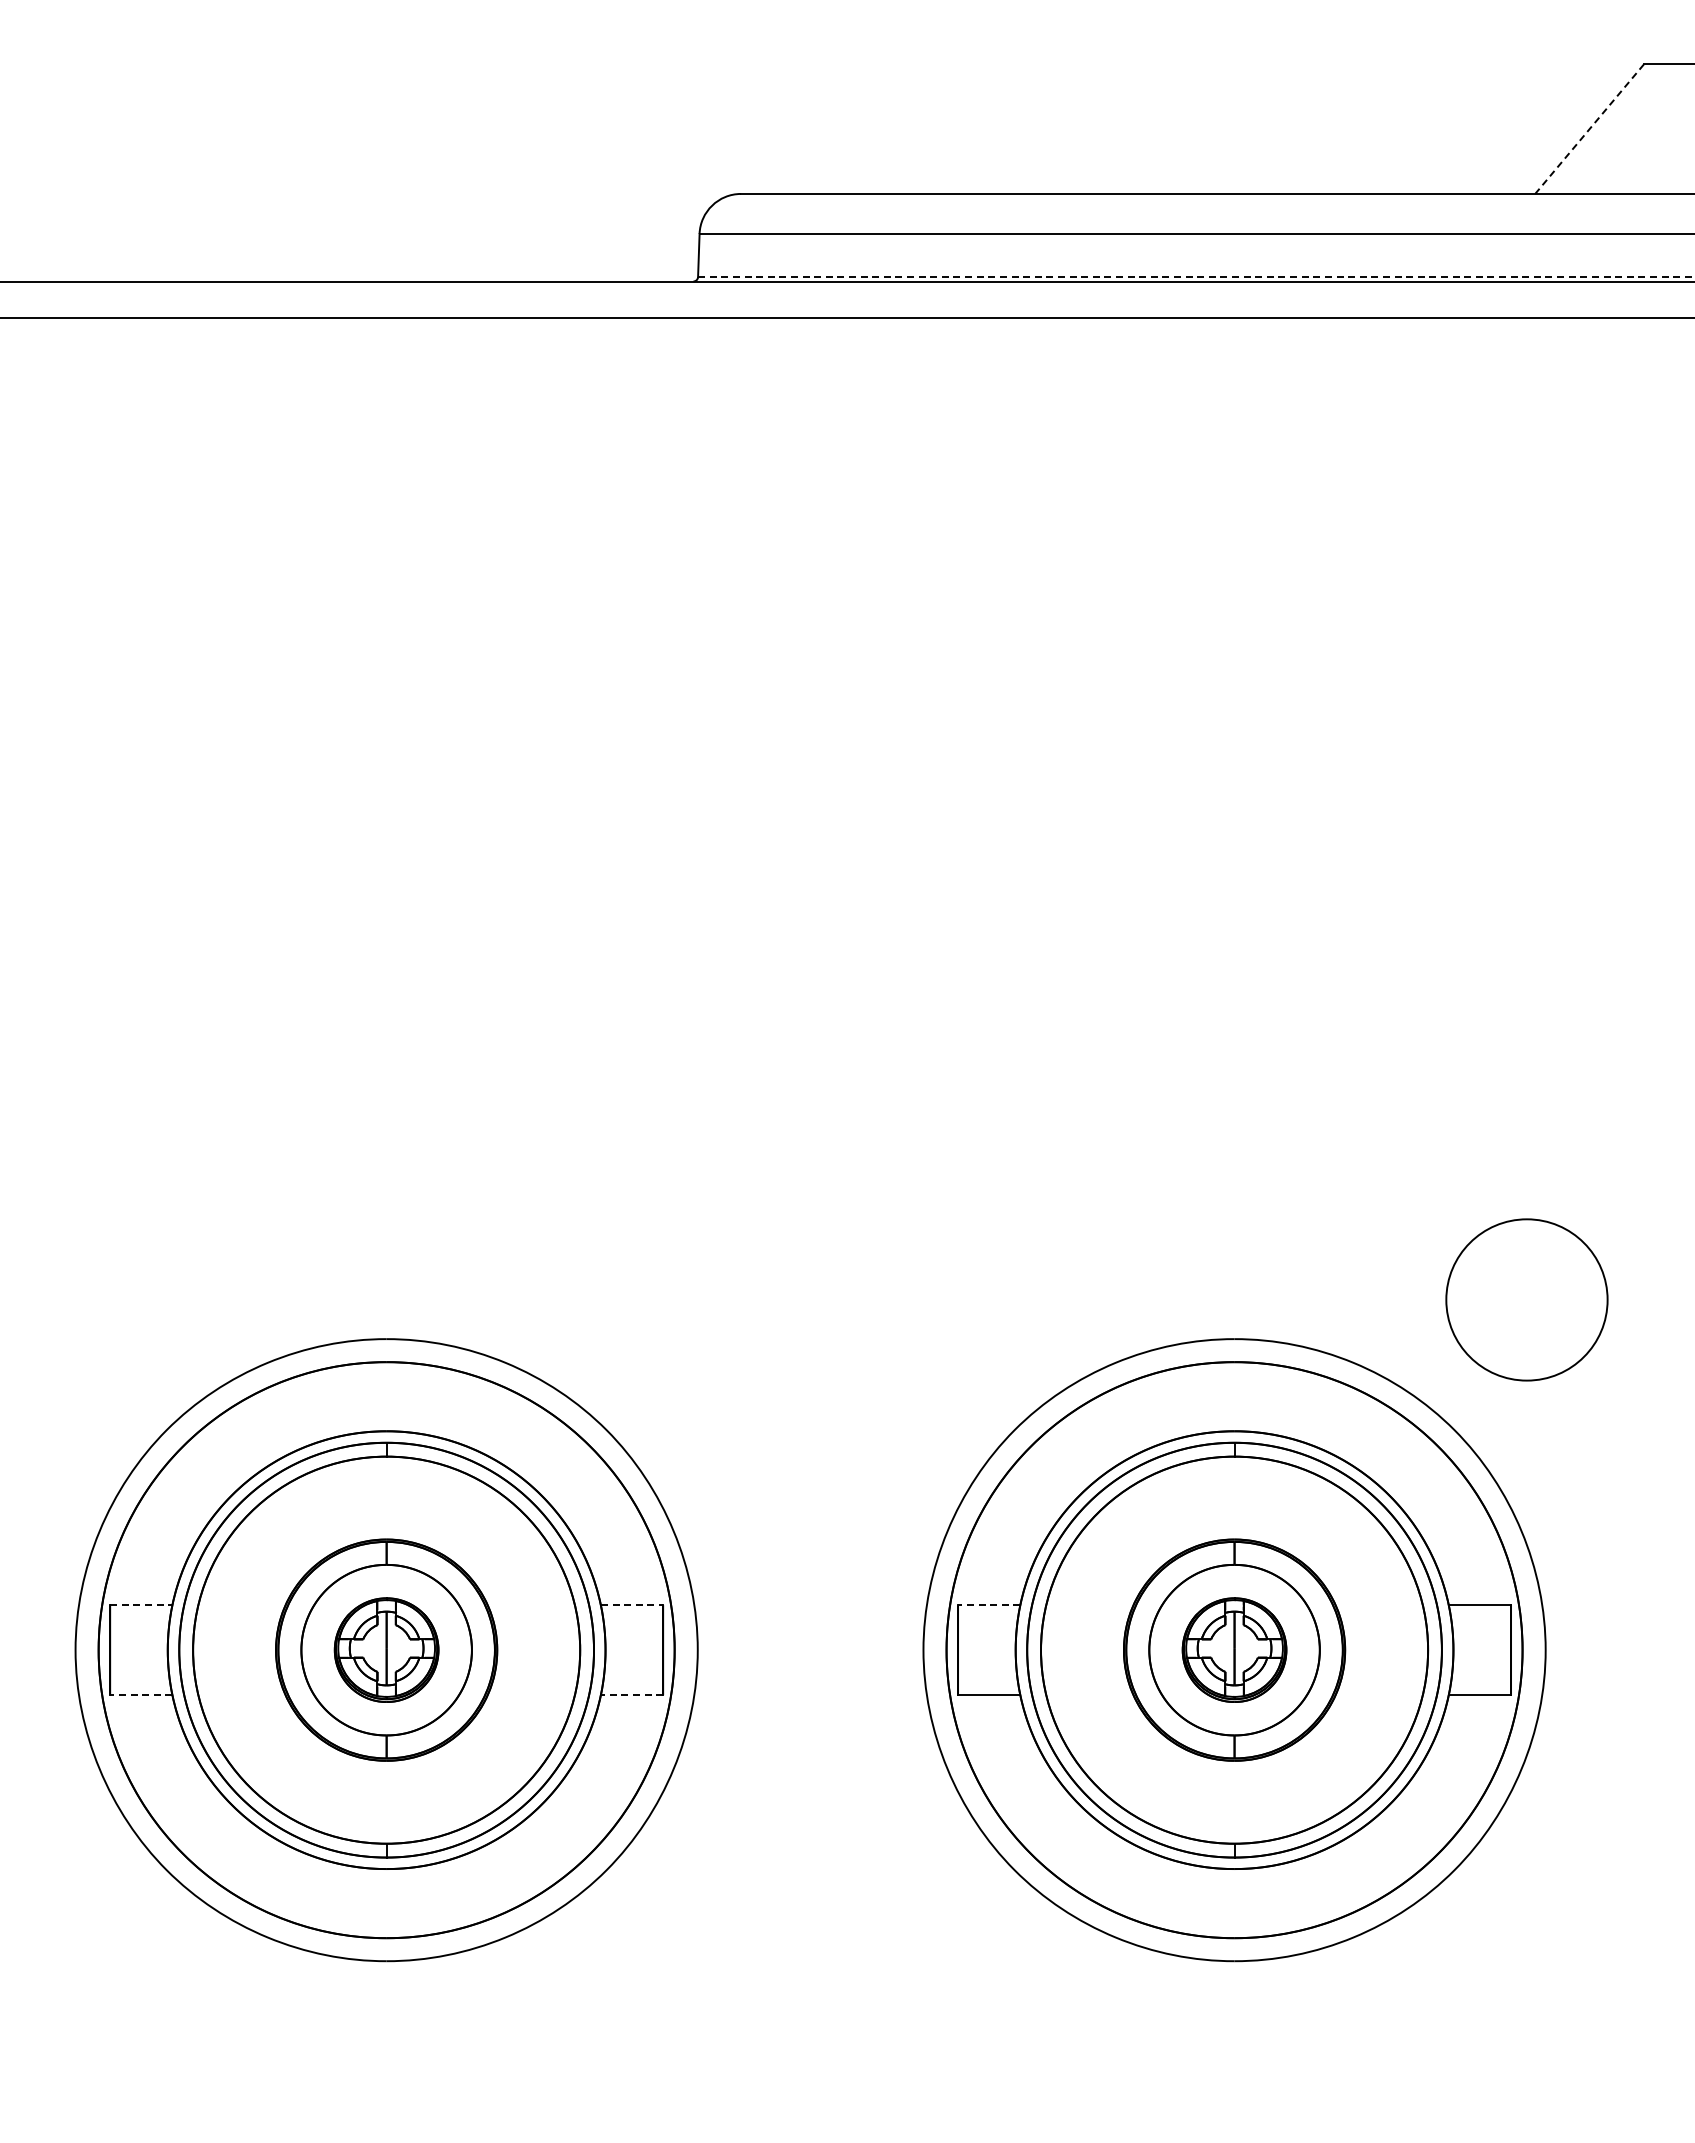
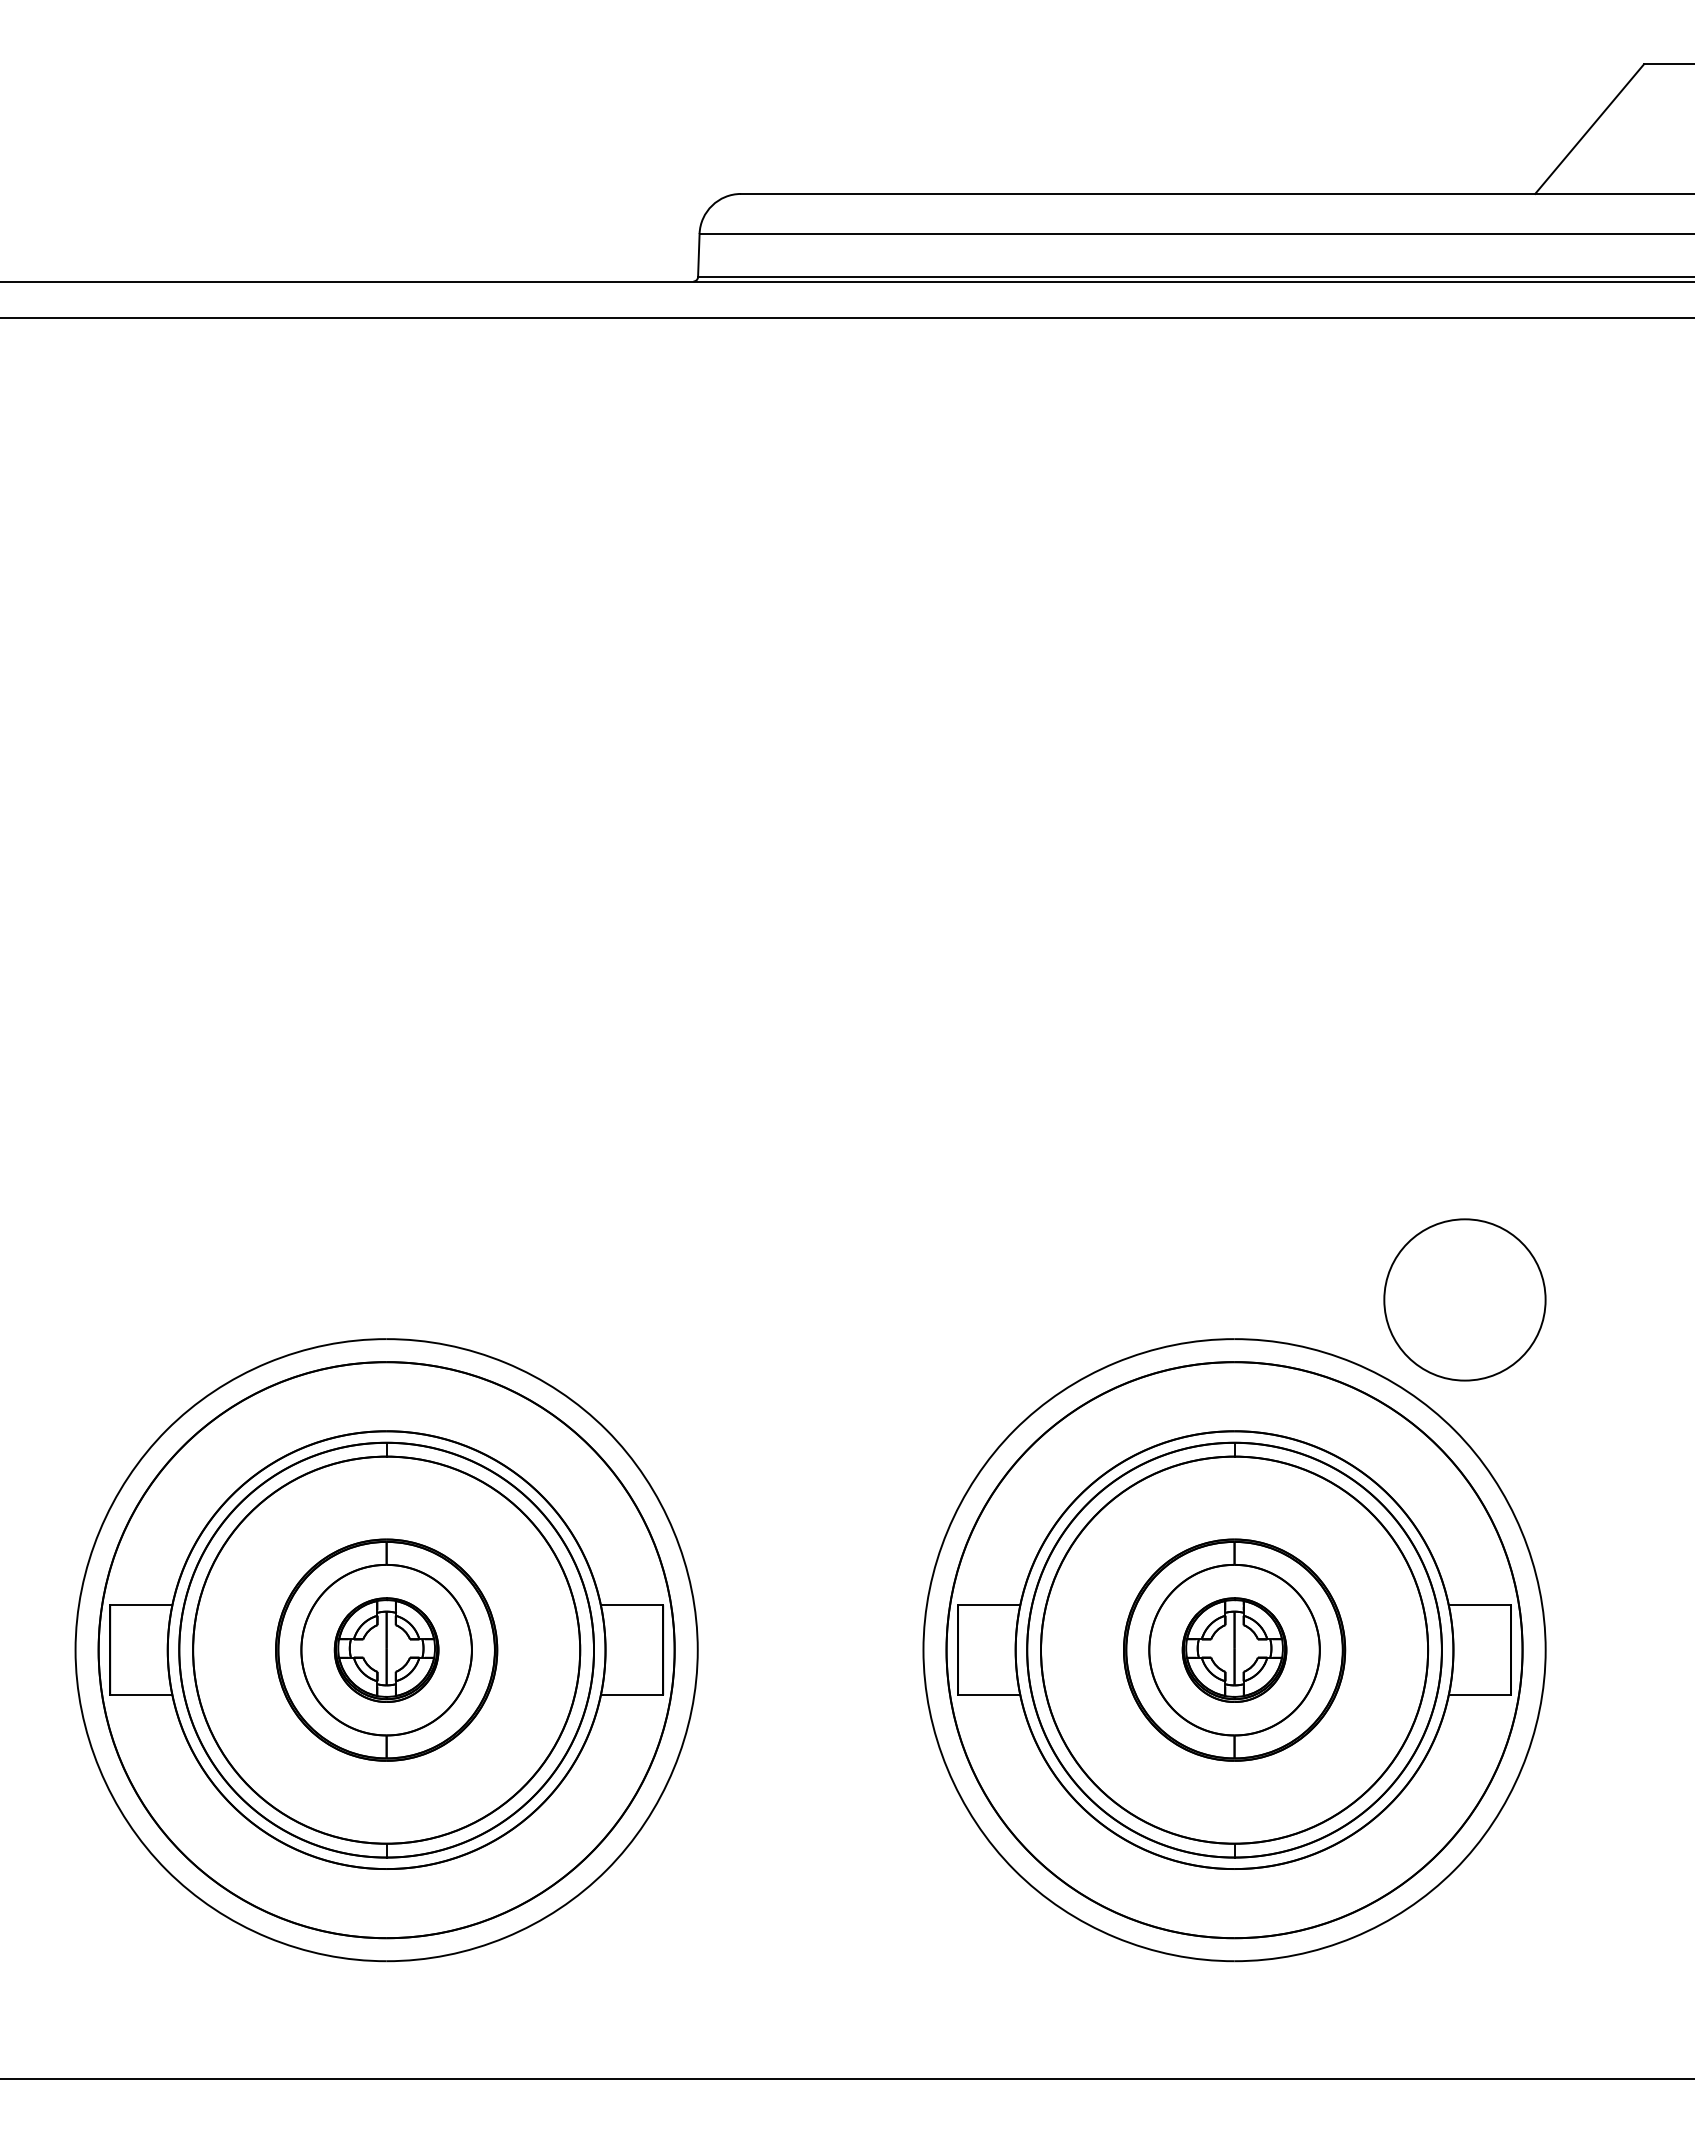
line: dashed -> solid (1589, 129)
line: dashed -> solid (1196, 277)
circle position: (1526, 1299) -> (1464, 1299) (1464, 1299)
line: dashed -> solid (141, 1605)
line: dashed -> solid (632, 1605)
line: dashed -> solid (988, 1605)
line: dashed -> solid (140, 1695)
line: dashed -> solid (631, 1695)
line: none -> present (846, 2078)
